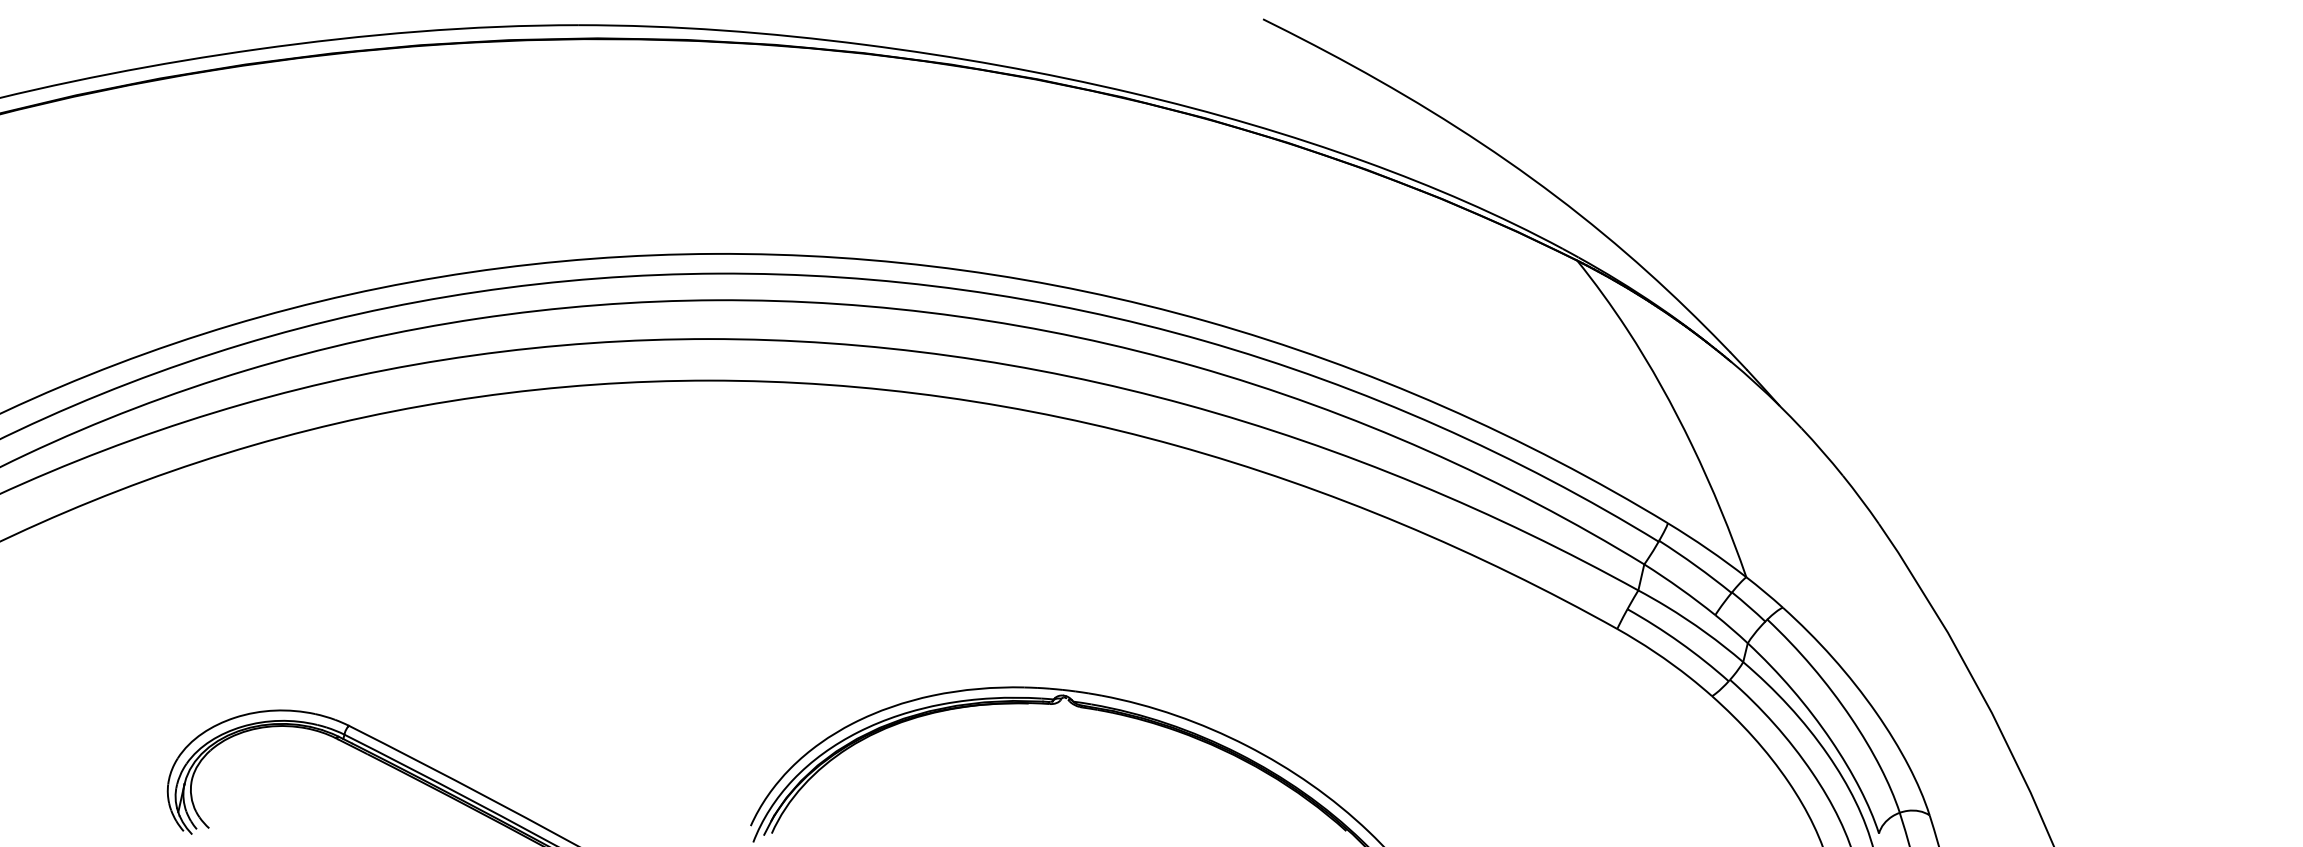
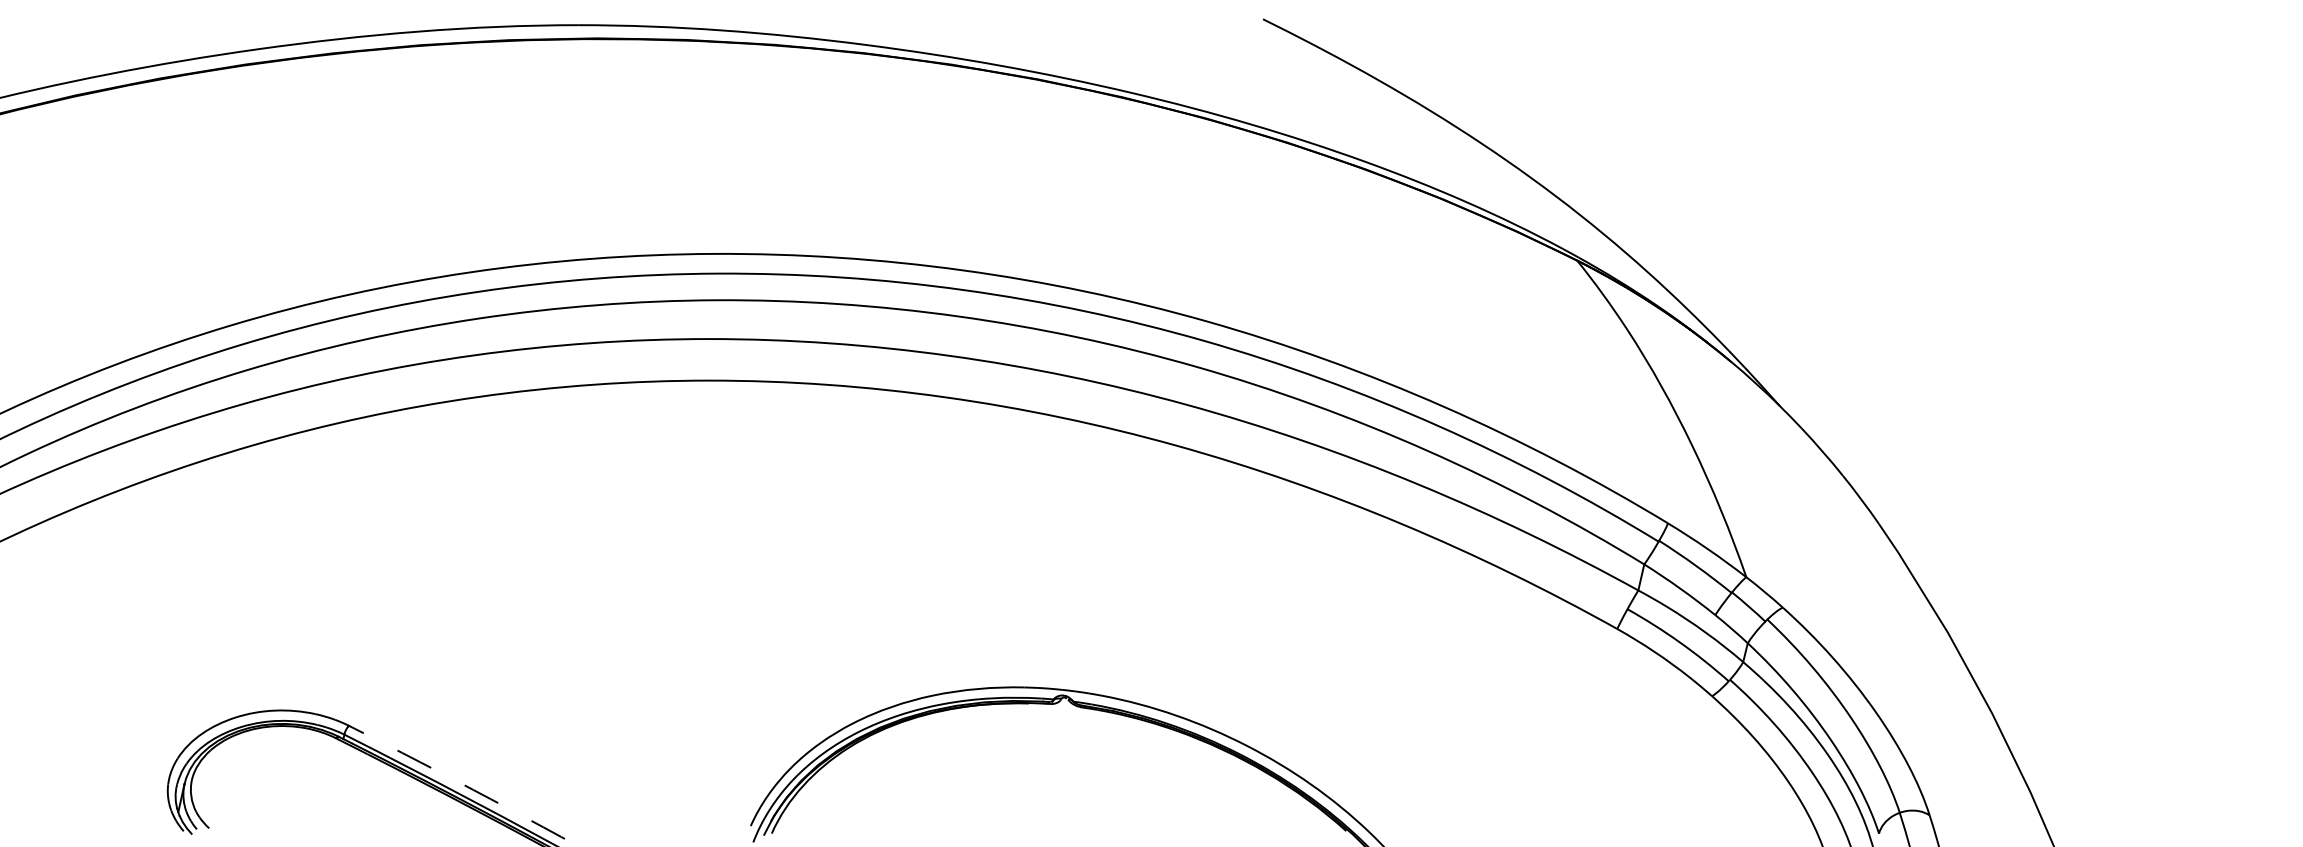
arc: solid -> dashed (464, 785)
